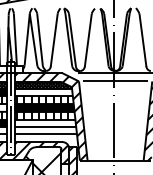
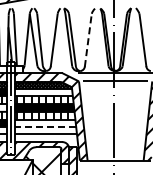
line: solid -> dashed (88, 40)
line: solid -> dashed (45, 127)
